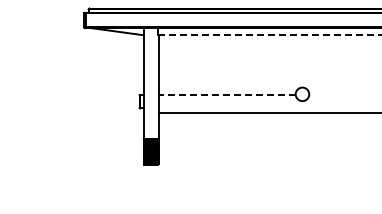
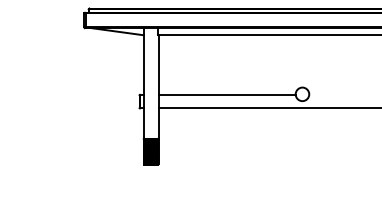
line: dashed -> solid (270, 35)
line: dashed -> solid (227, 94)
line position: (268, 113) -> (268, 108) (268, 108)
